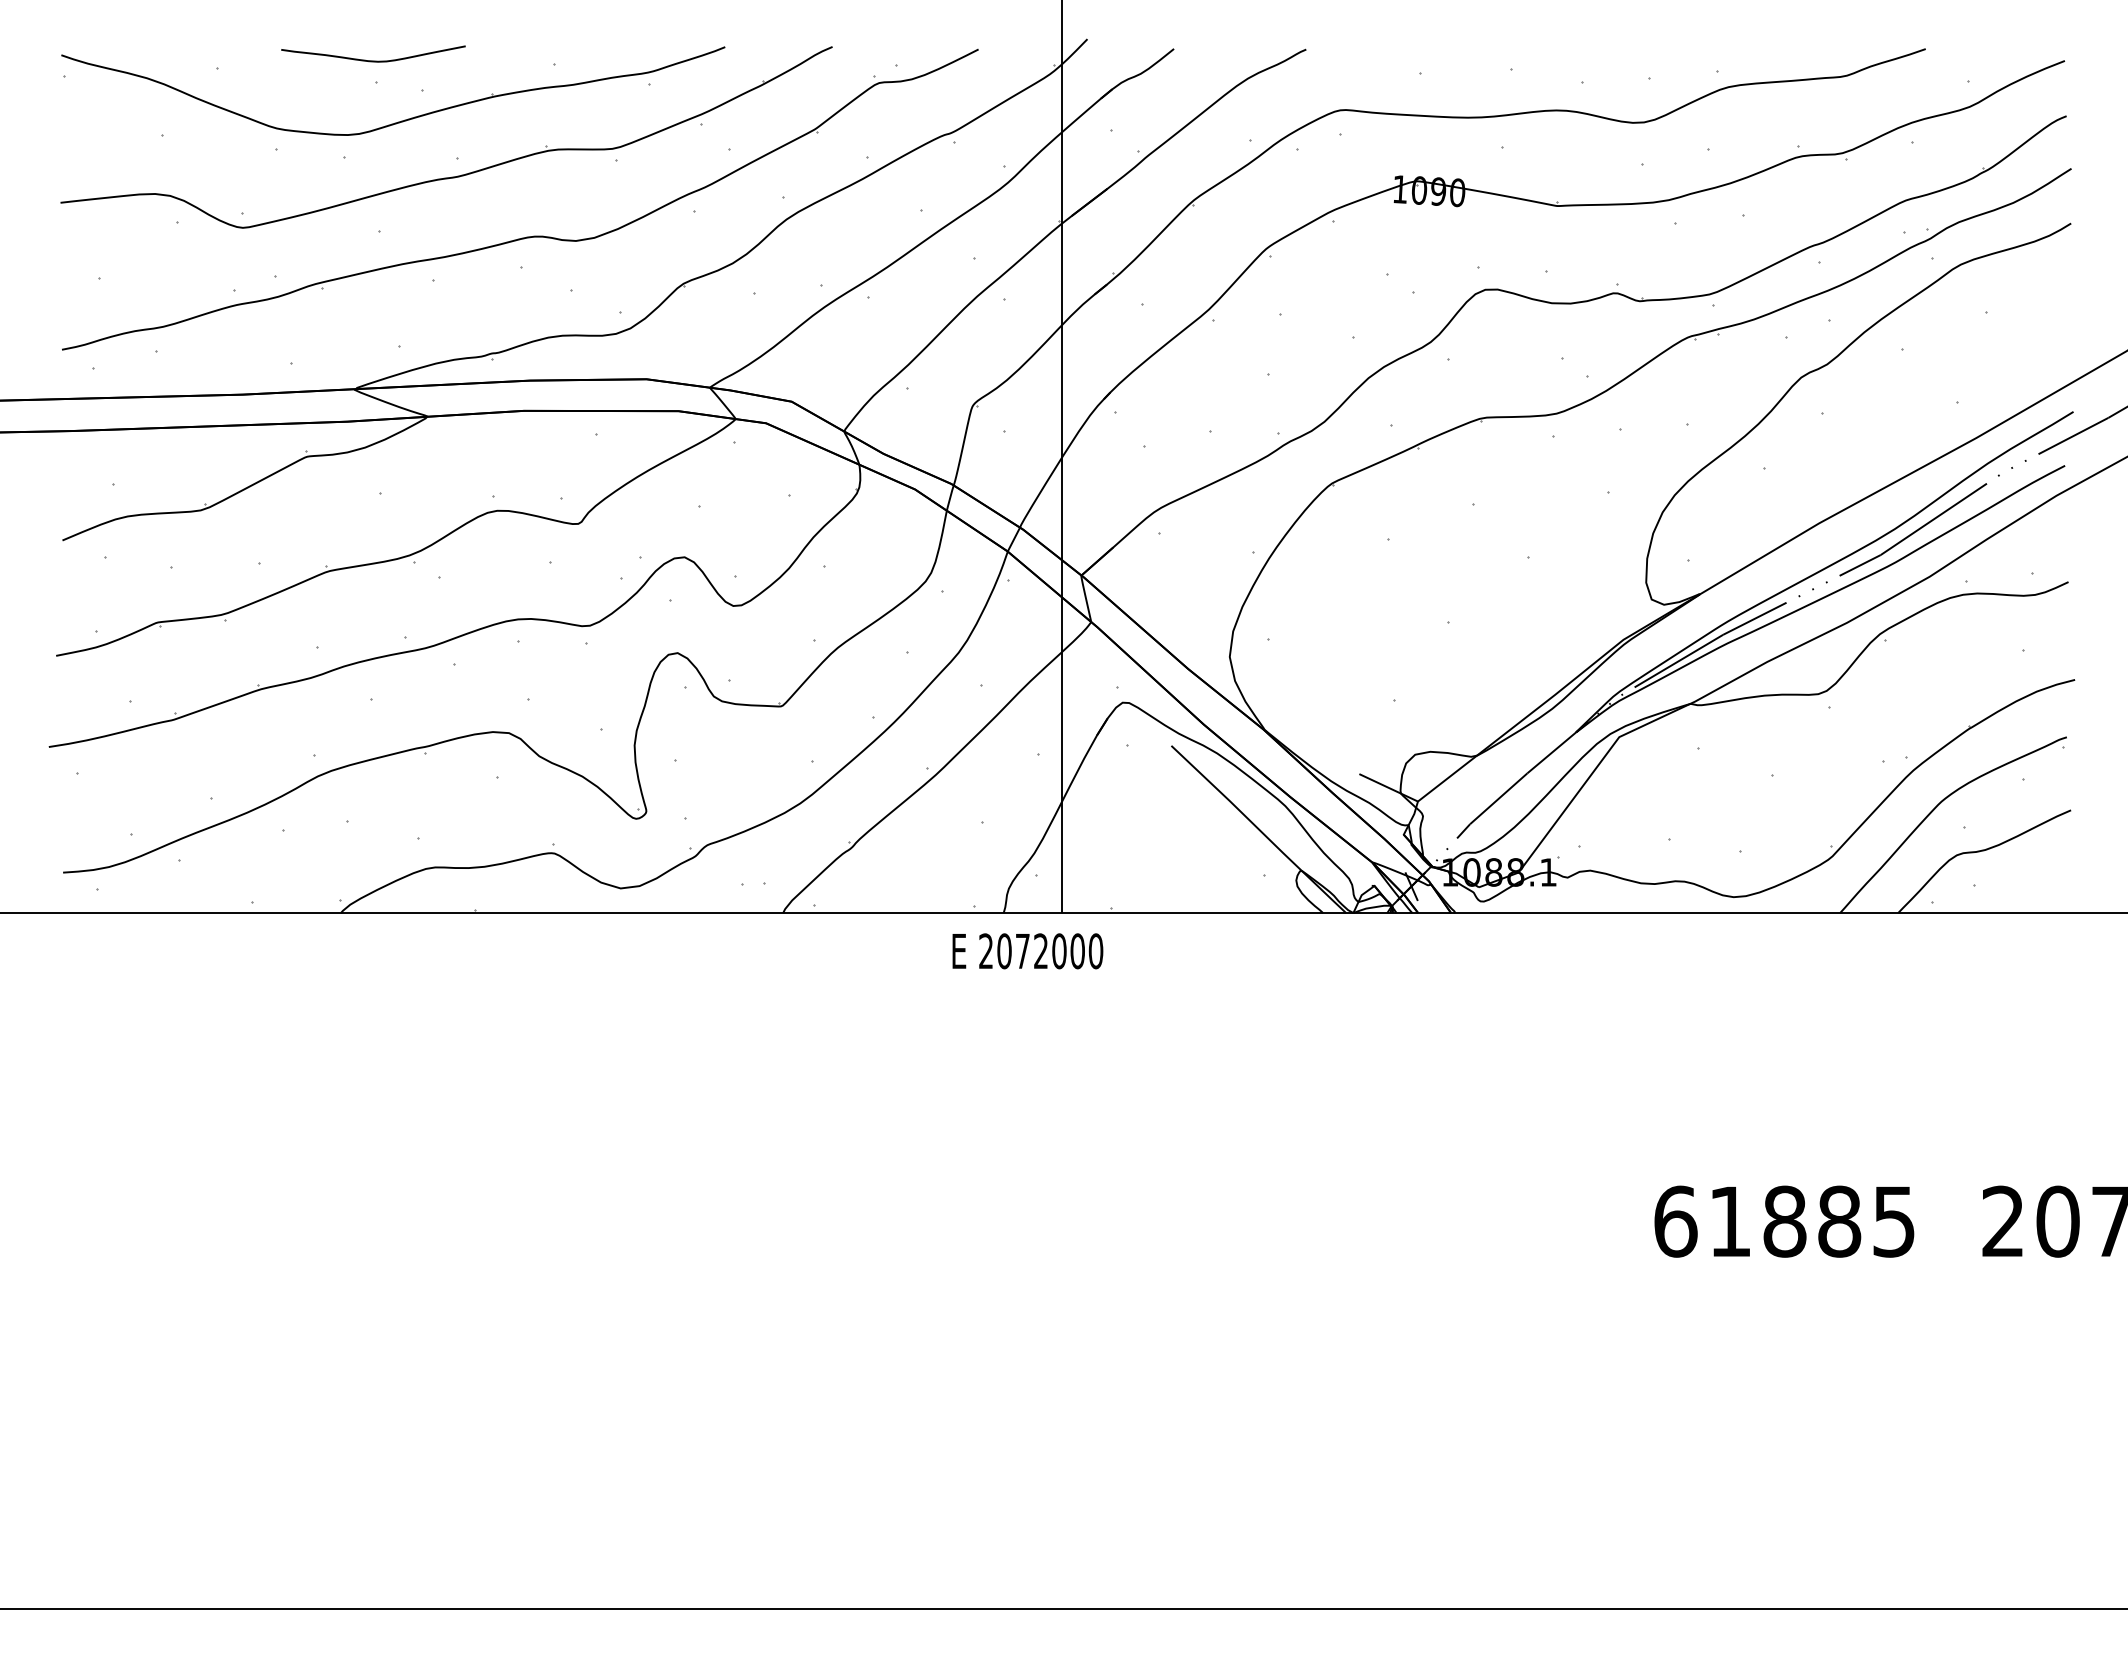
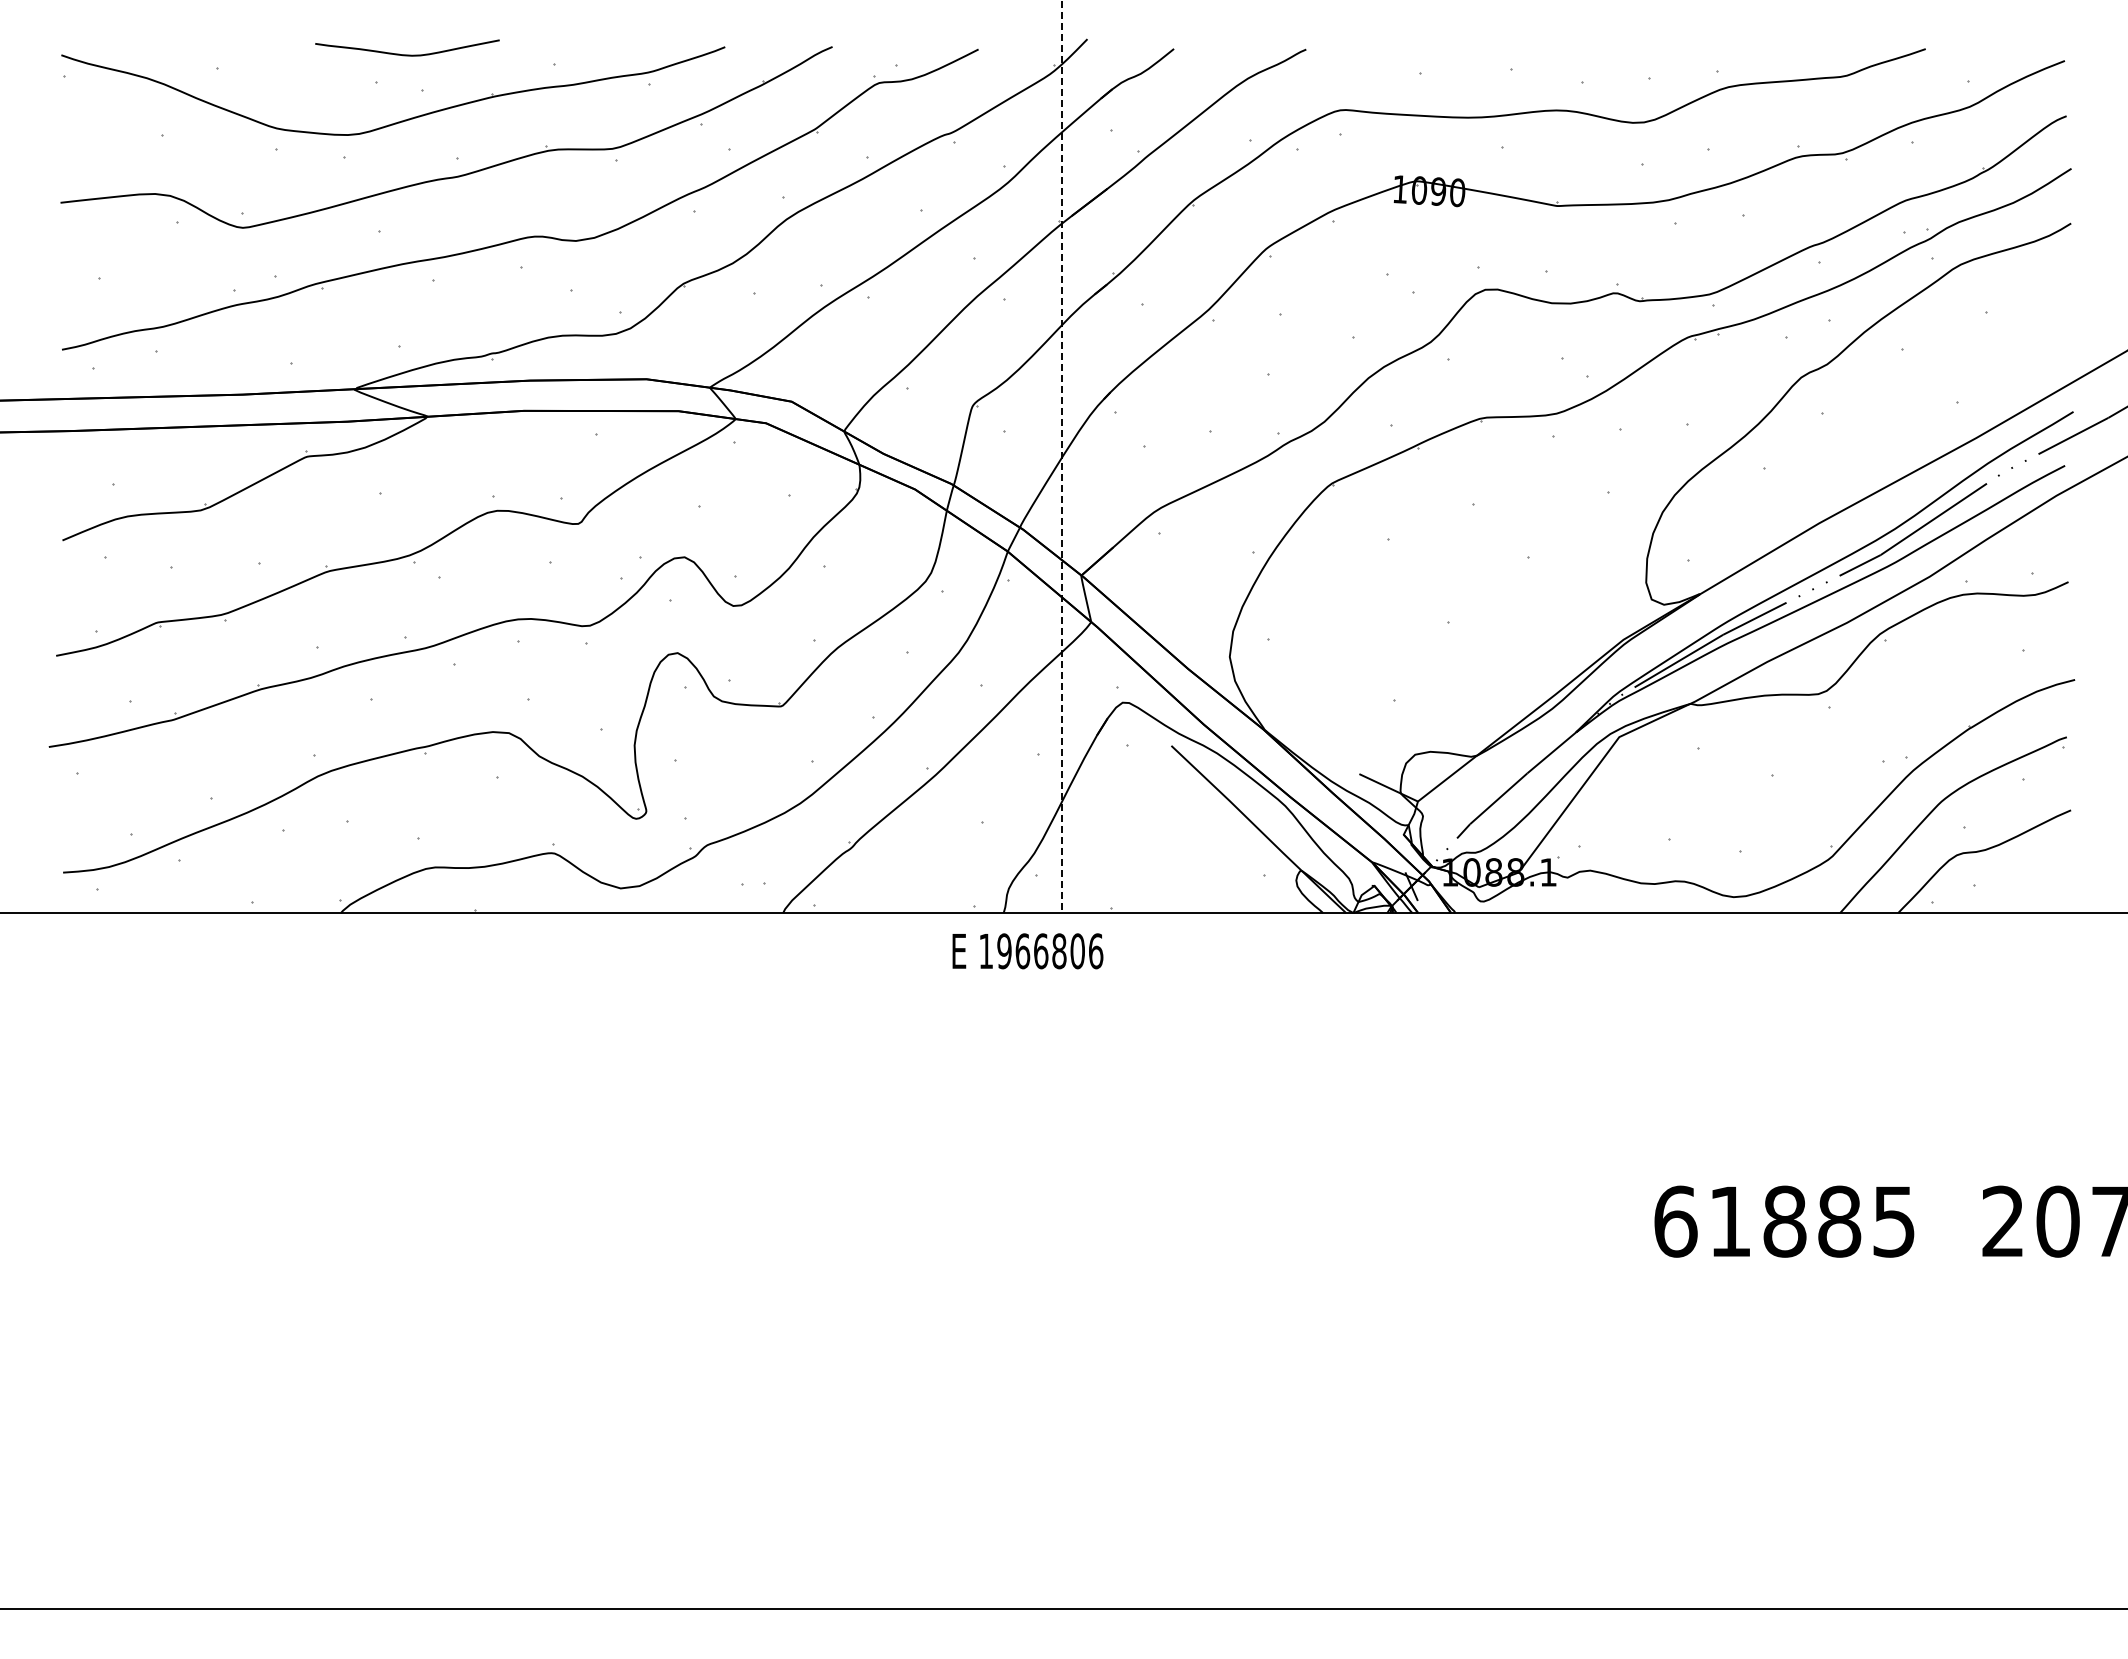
curve position: (373, 60) -> (407, 54) (407, 54)
line: solid -> dashed (1061, 457)
text: 2072000 -> 1966806 (1041, 951)
